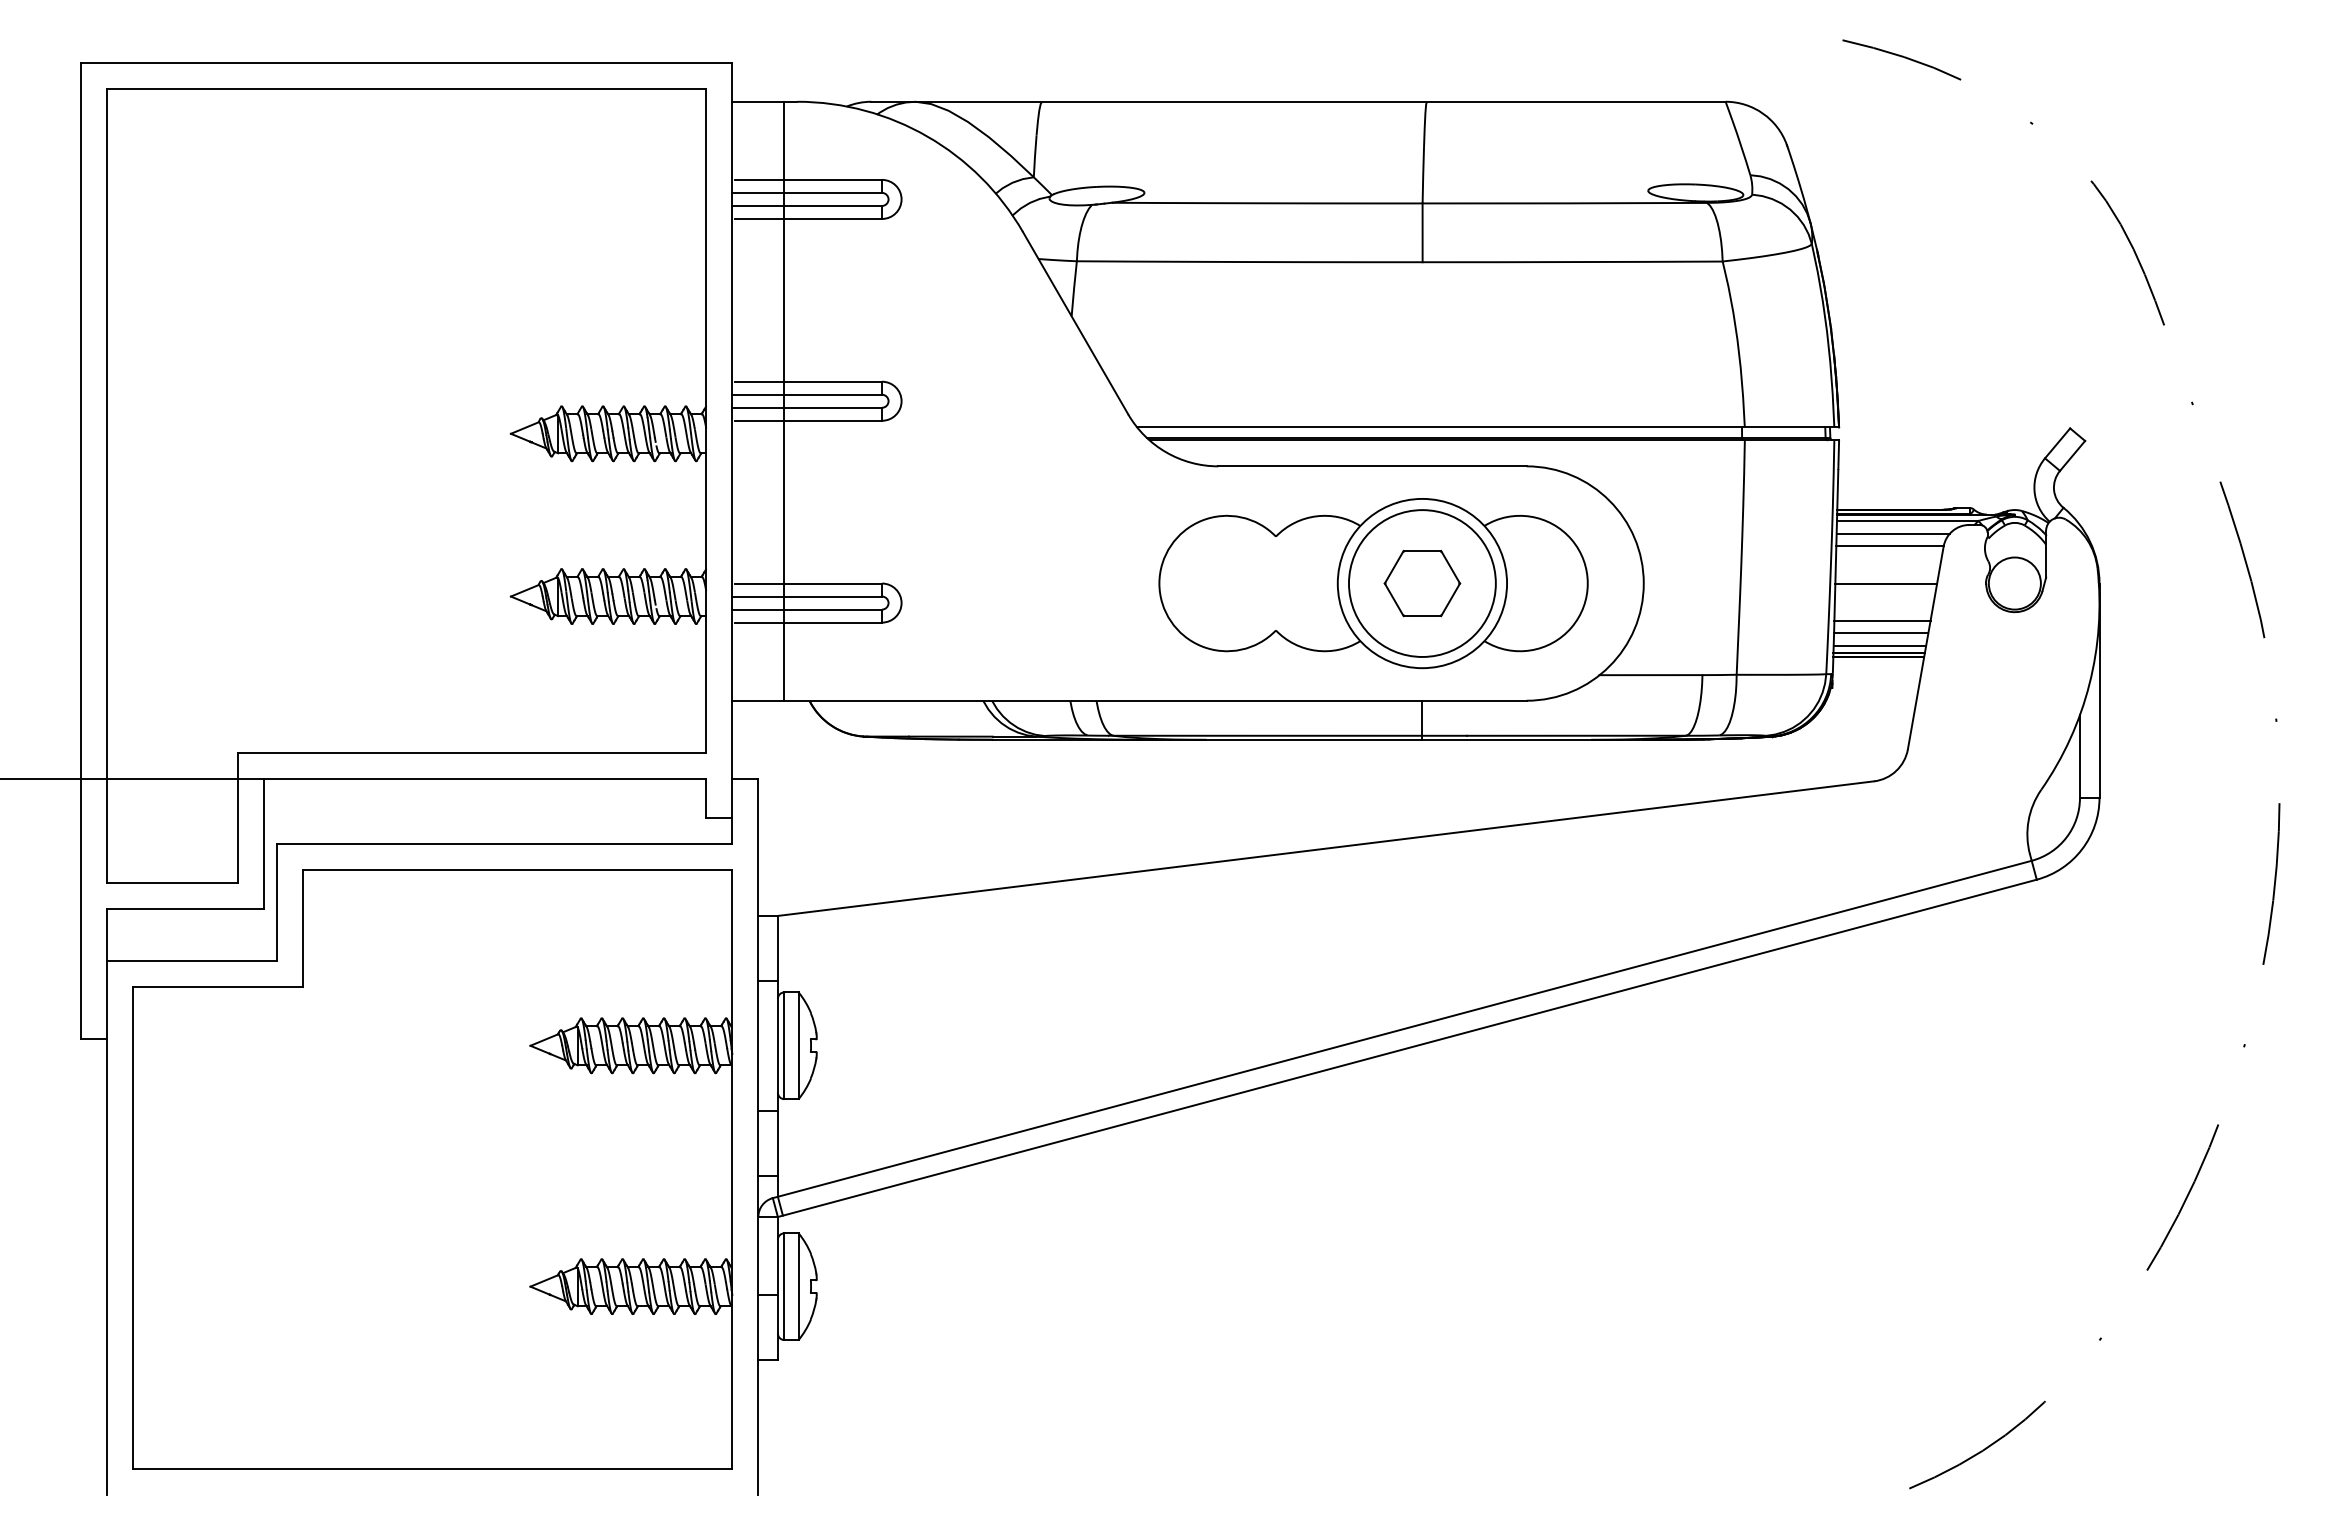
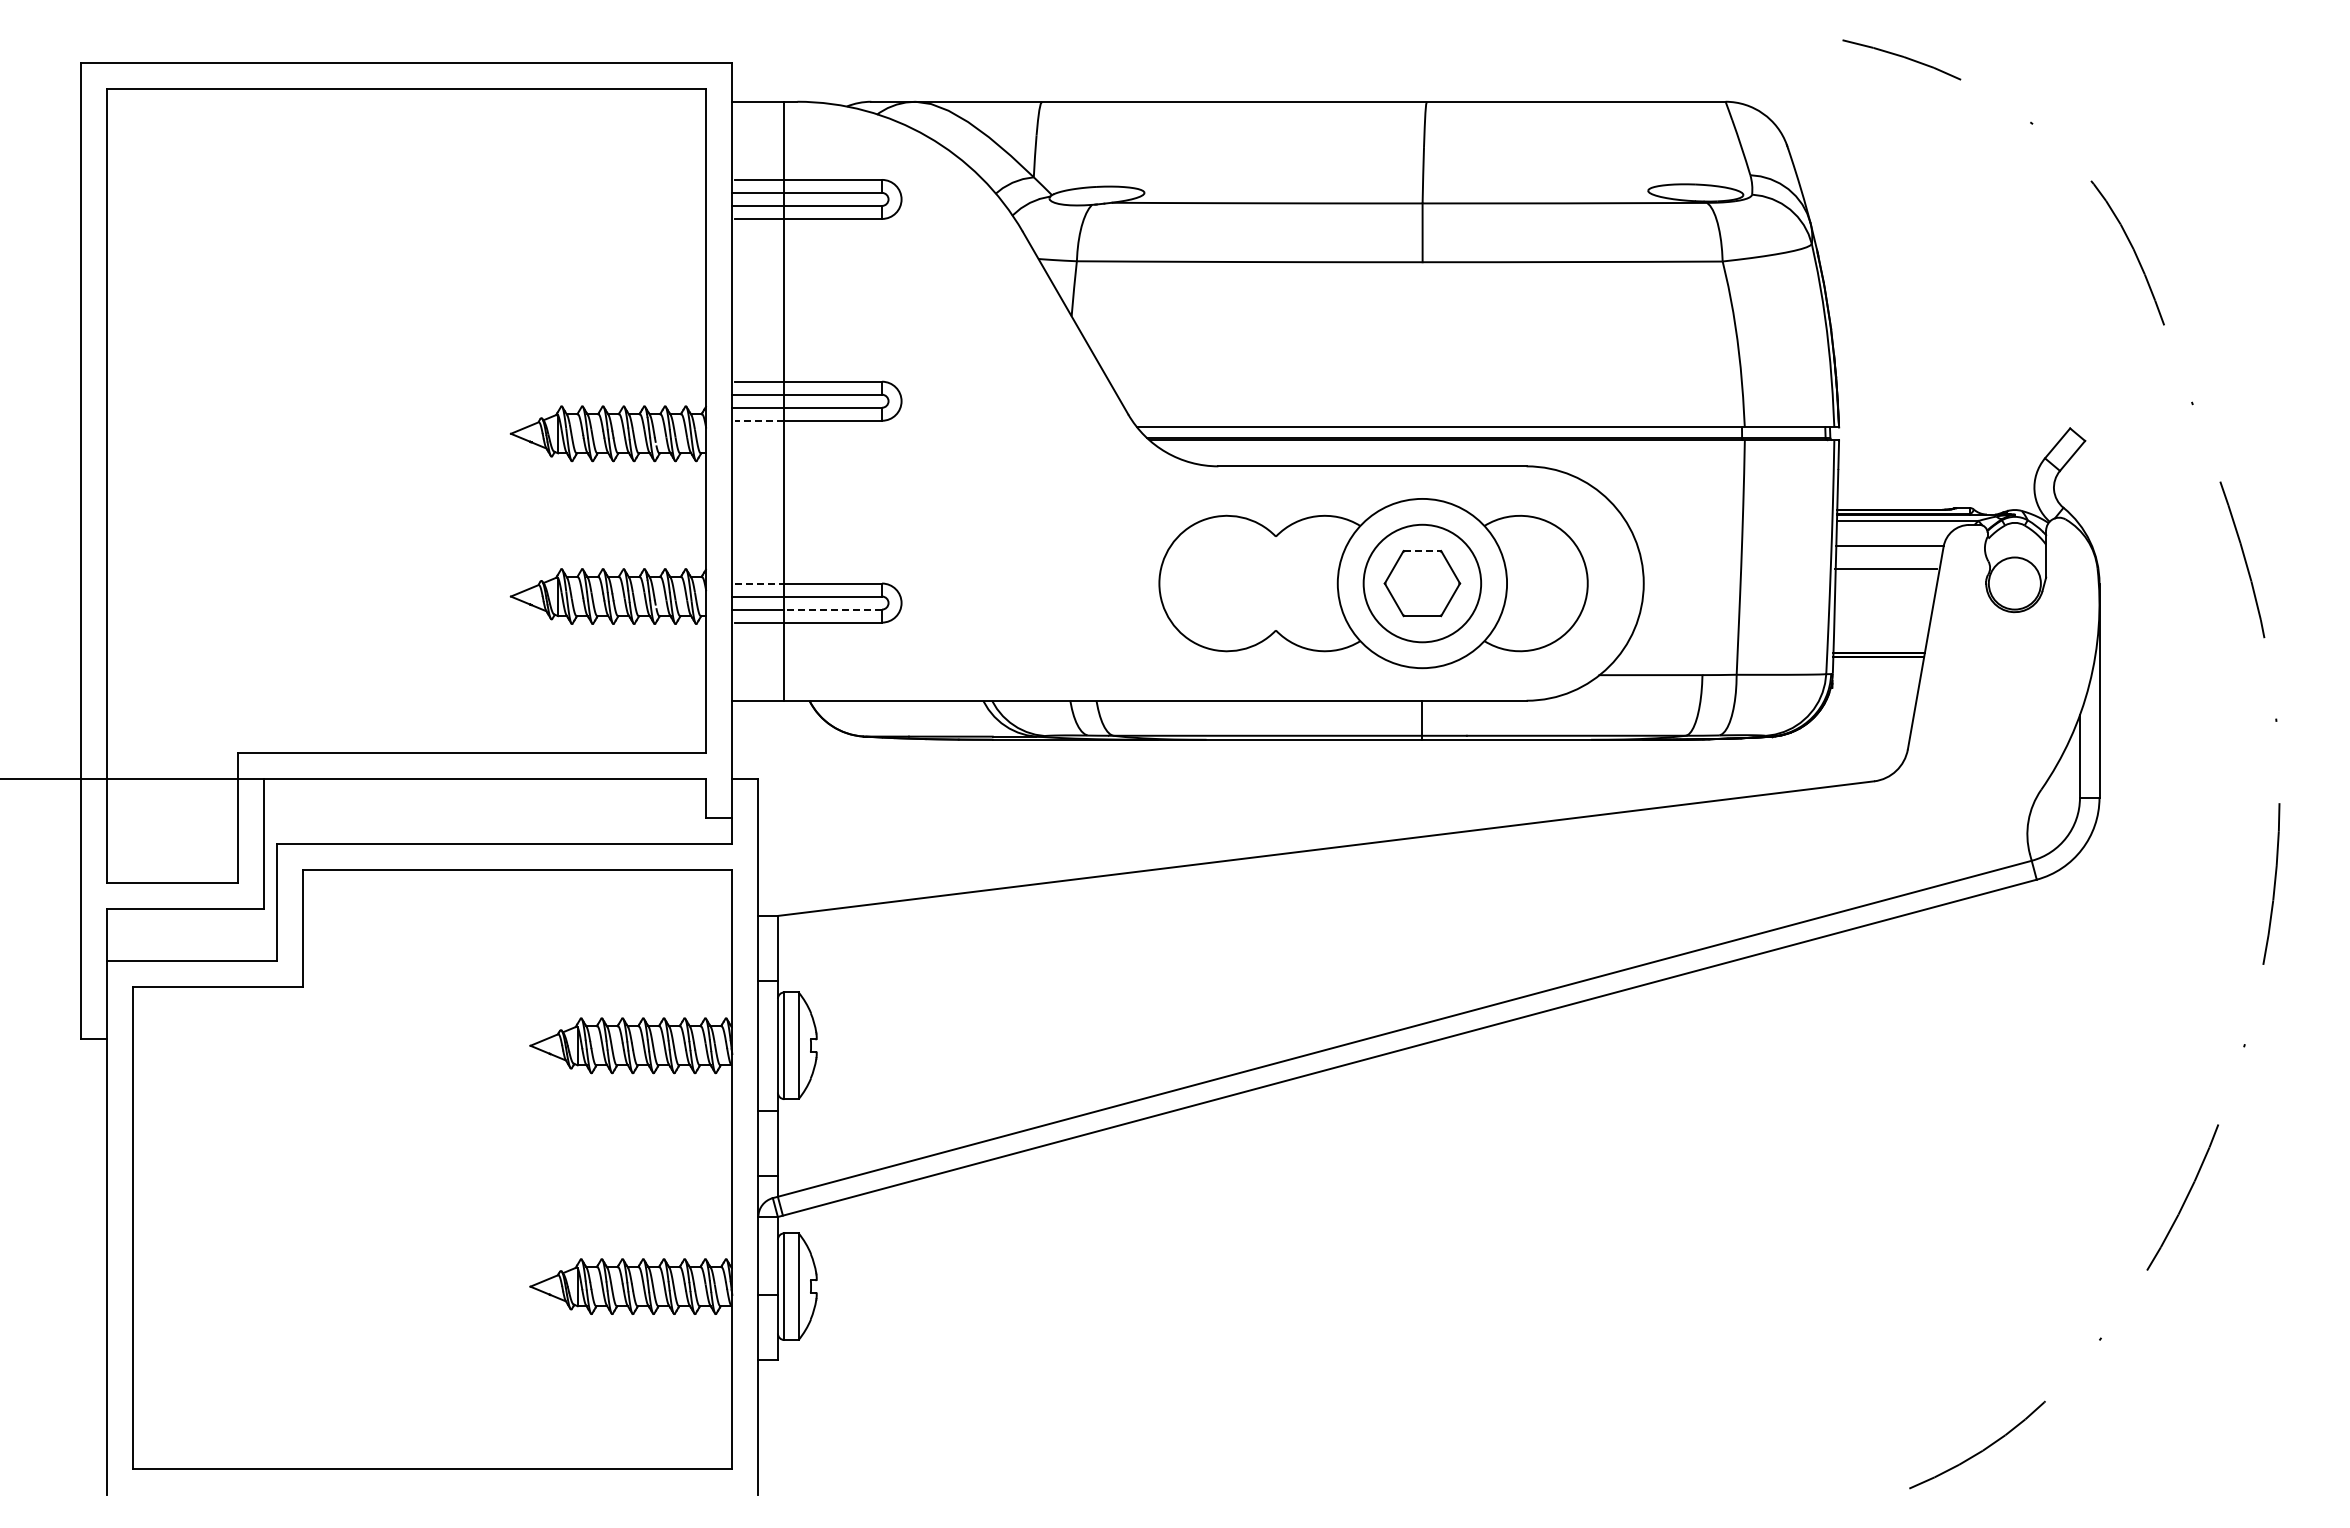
line: solid -> dashed (759, 420)
line: present -> none (1892, 533)
line: solid -> dashed (1422, 551)
line: solid -> dashed (759, 583)
circle diameter: 147 px -> 118 px (1422, 583)
line position: (1886, 583) -> (1886, 568) (1886, 568)
line: solid -> dashed (833, 609)
line: present -> none (1882, 620)
line: present -> none (1881, 633)
line: present -> none (1879, 646)
